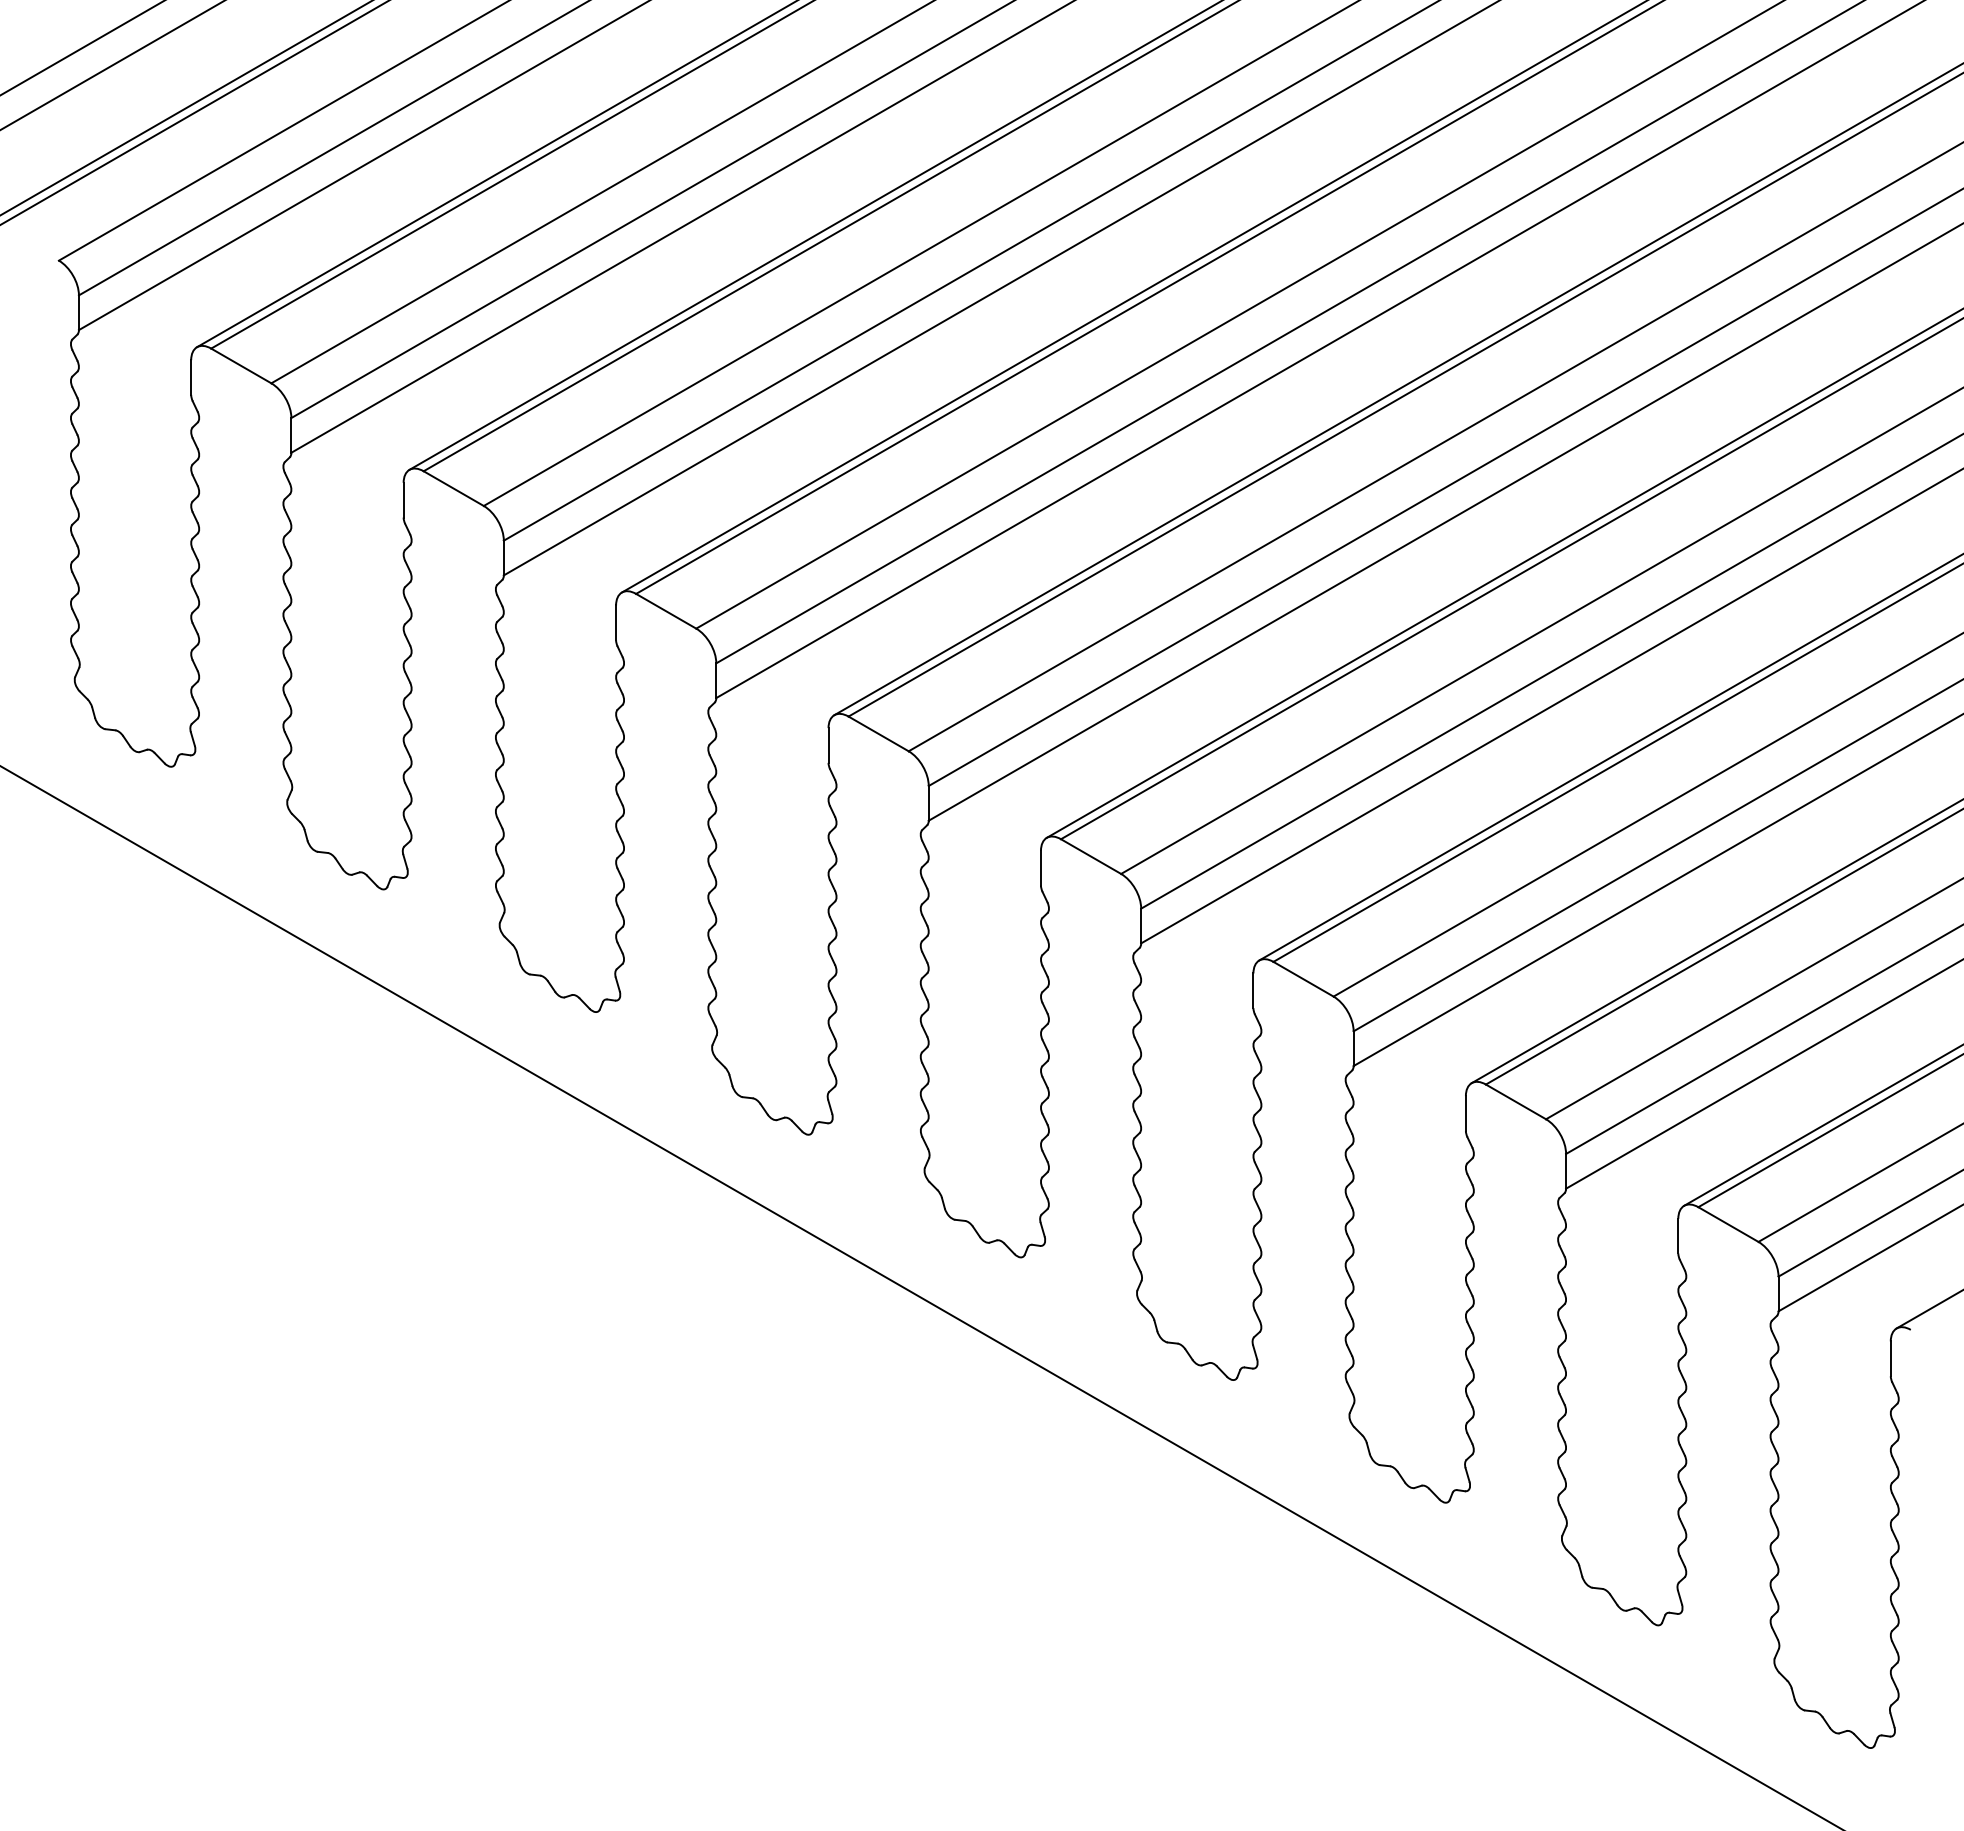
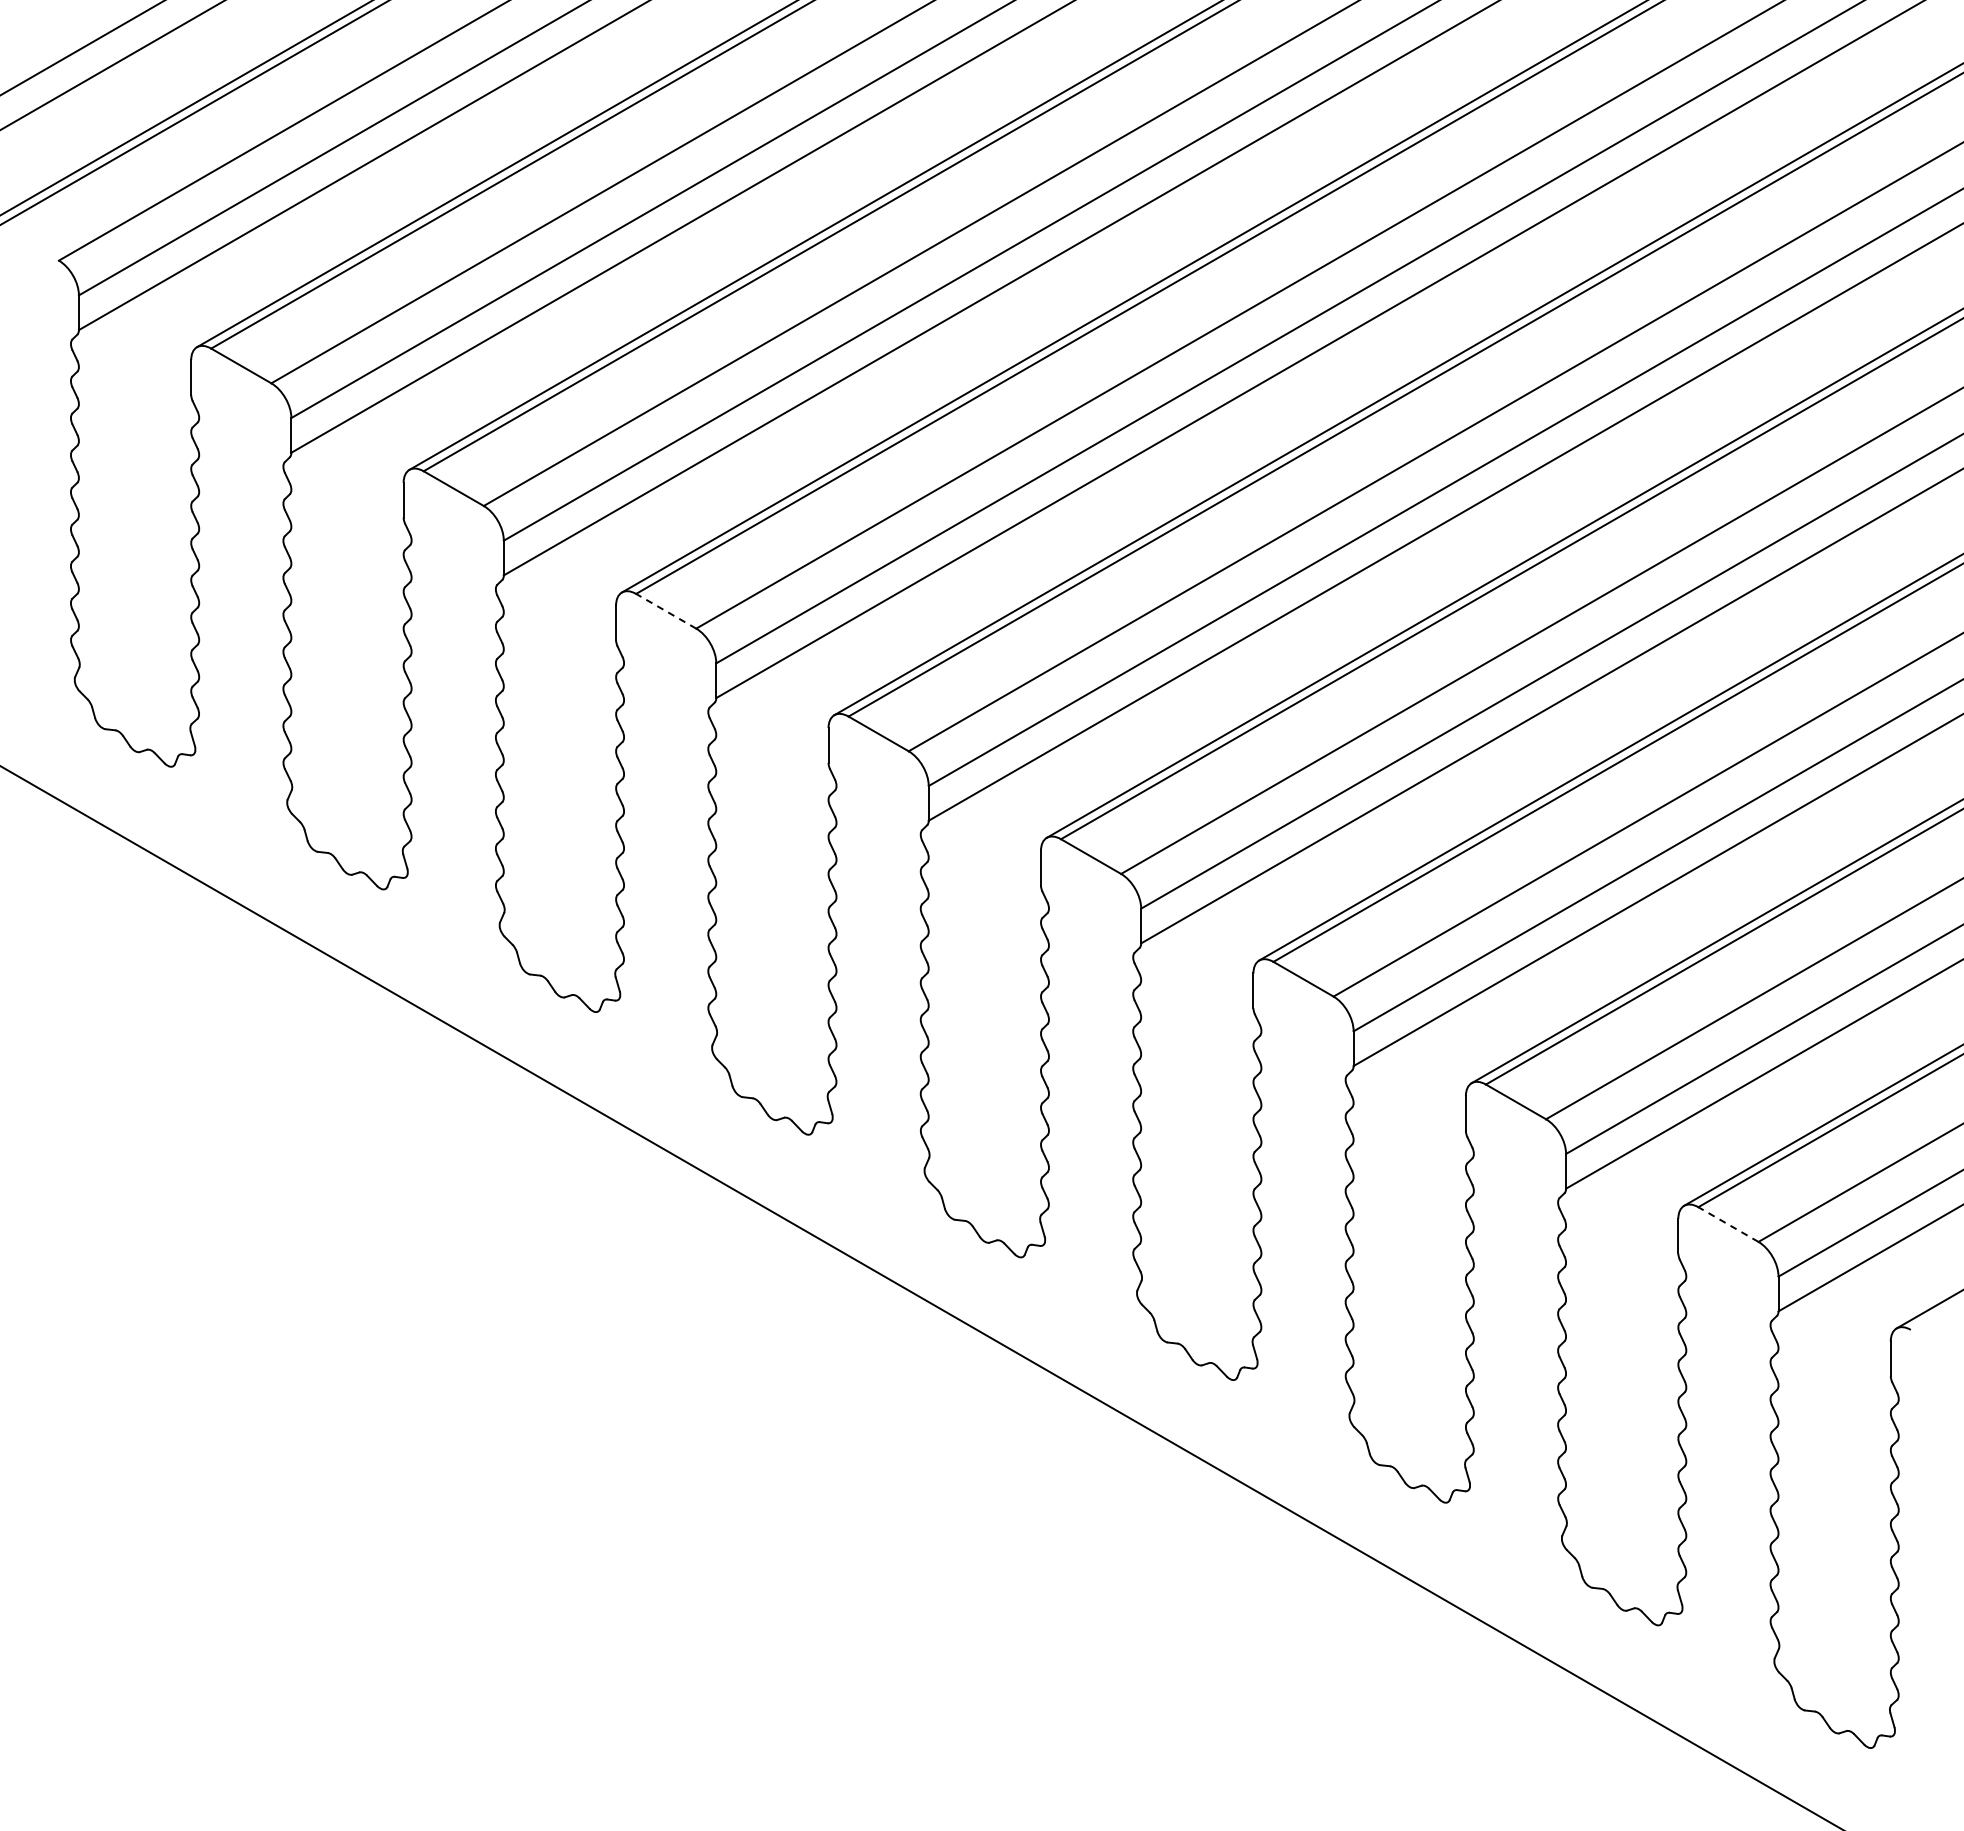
line: solid -> dashed (666, 611)
line: solid -> dashed (1728, 1224)
